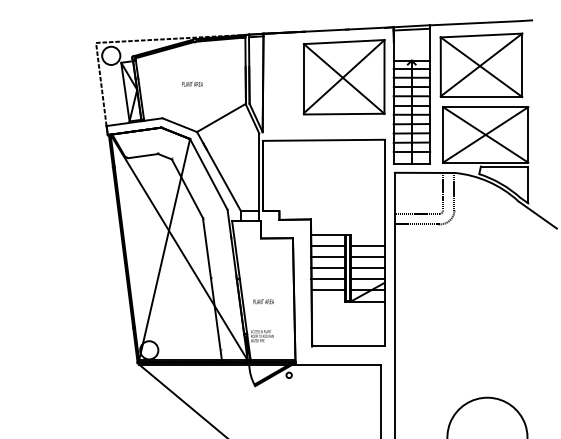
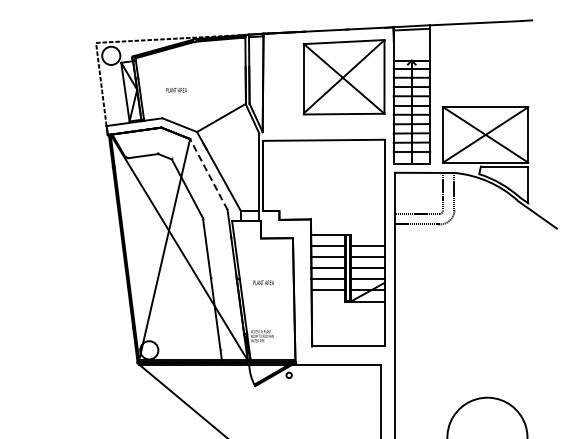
part: present -> none (481, 65)
text position: (192, 84) -> (176, 90) (176, 90)
line: solid -> dashed (208, 174)
text position: (263, 301) -> (263, 282) (263, 282)
